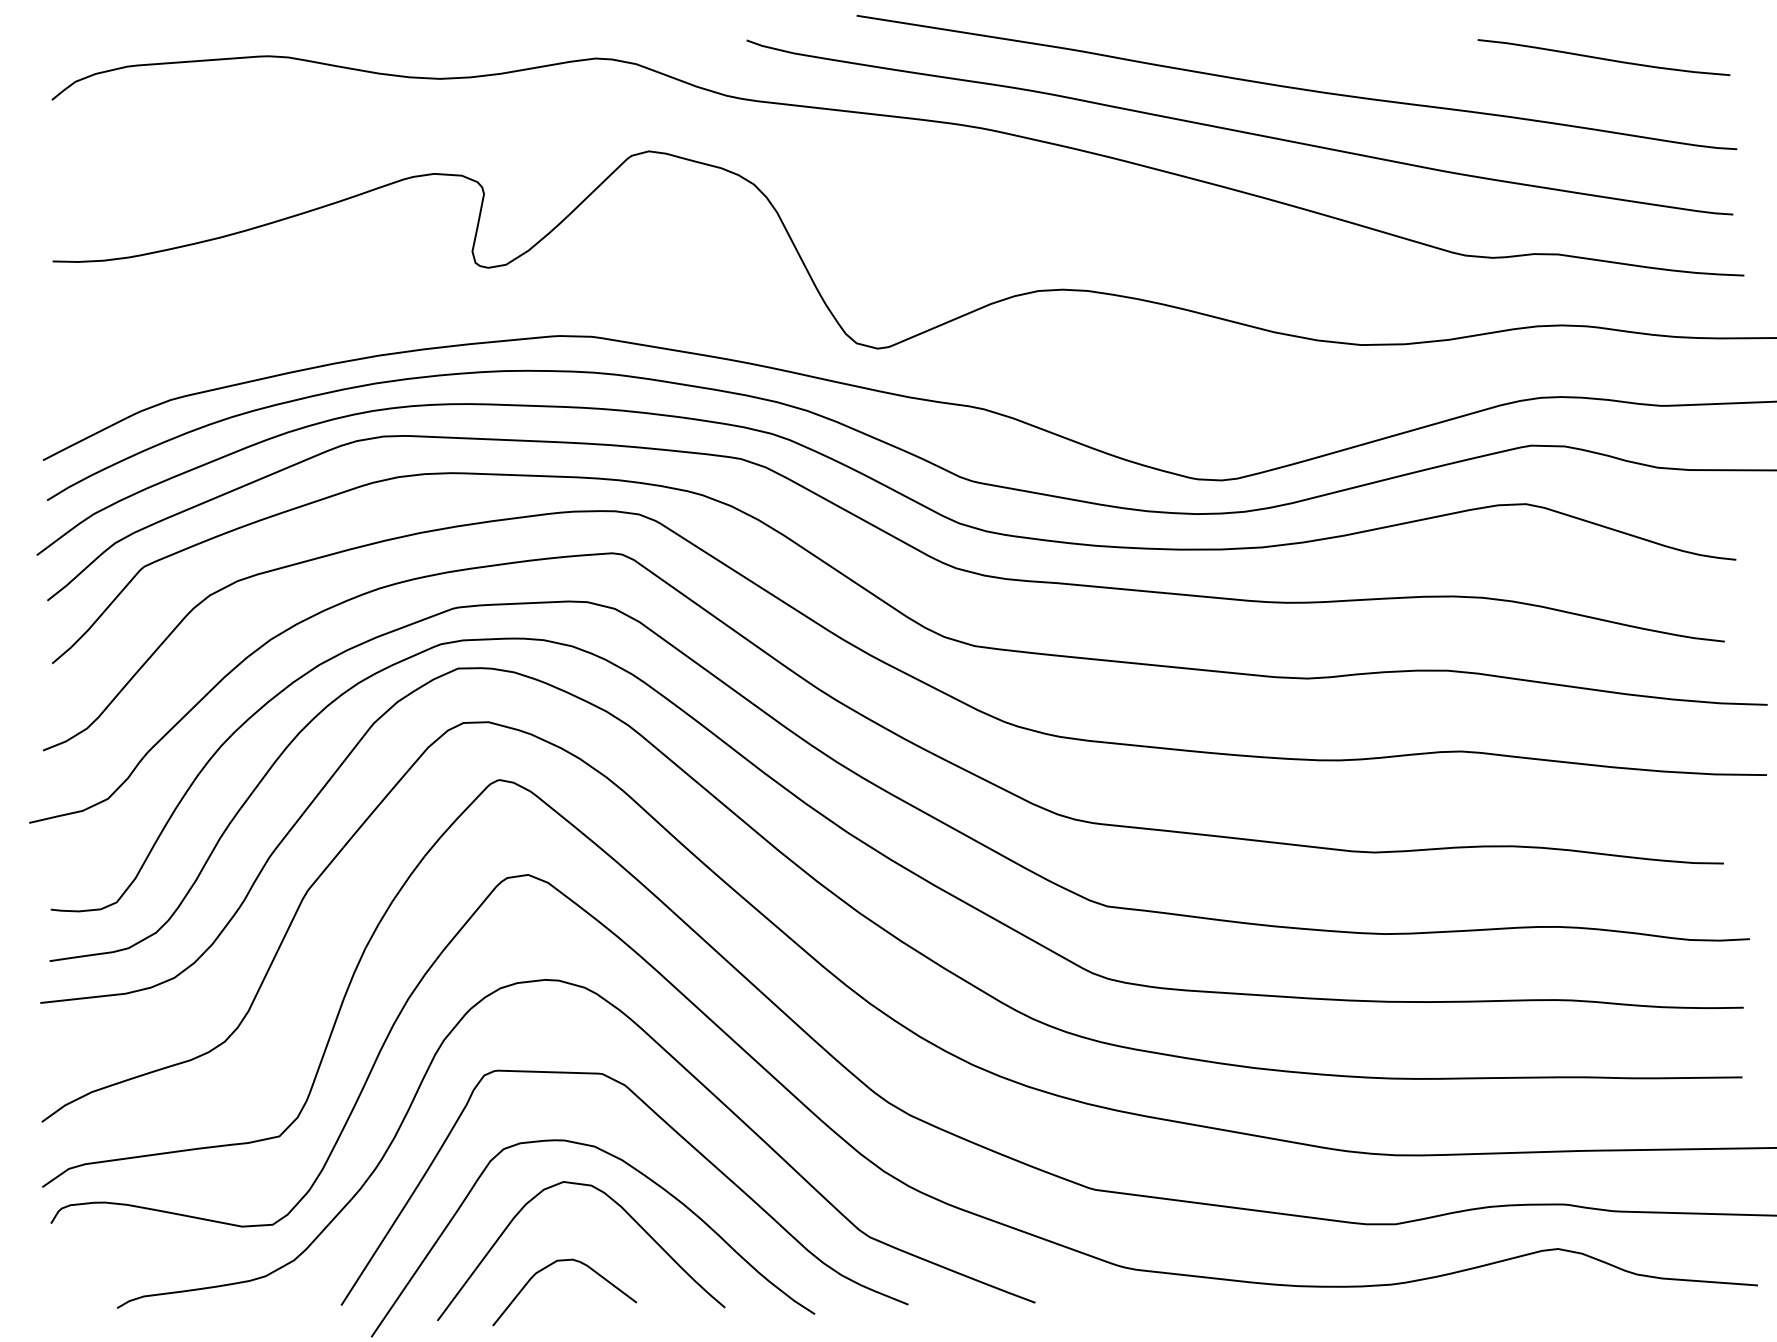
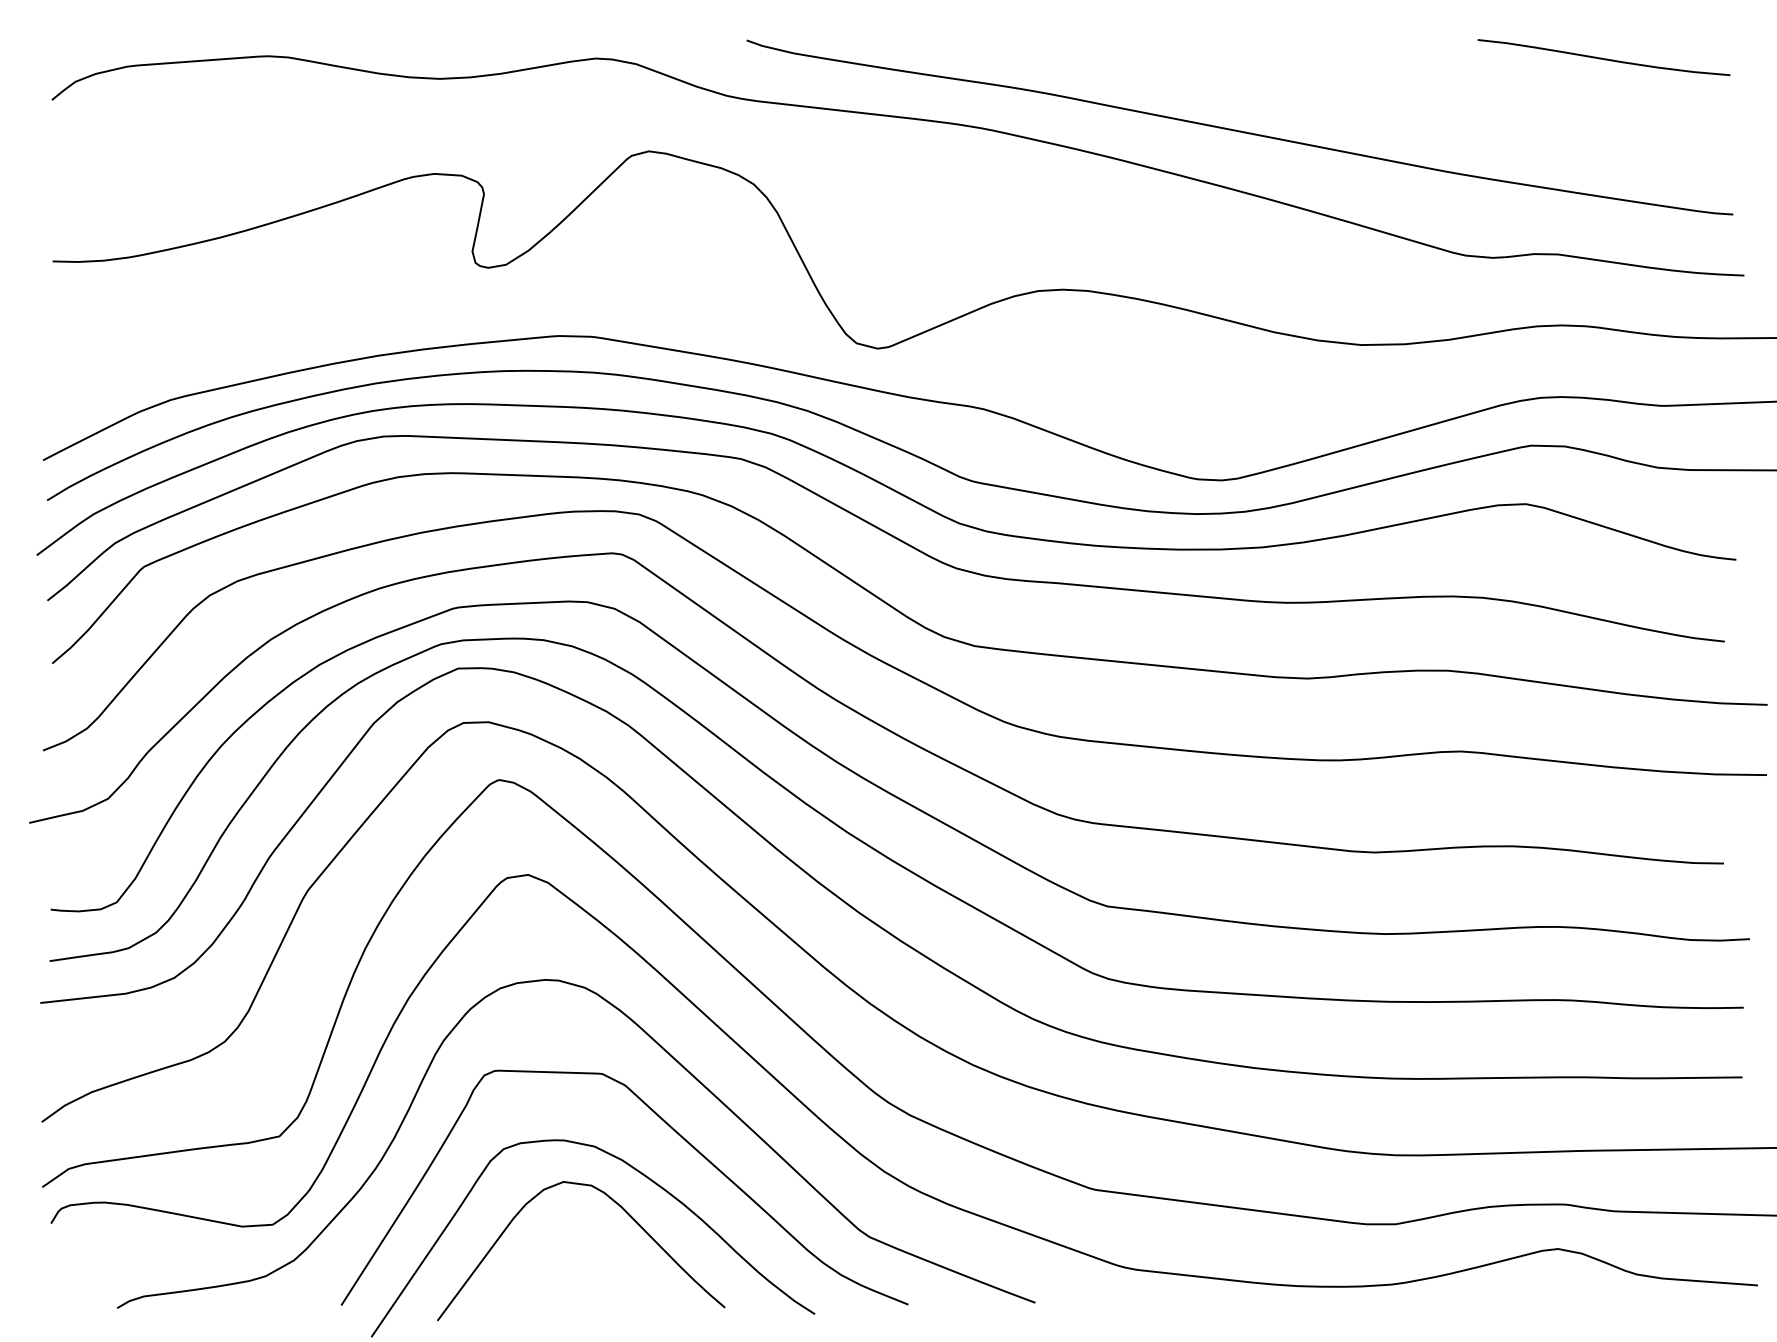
curve: present -> none (1296, 87)
curve: present -> none (551, 1265)
